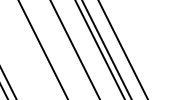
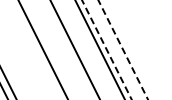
line: solid -> dashed (123, 49)
line: solid -> dashed (107, 50)
